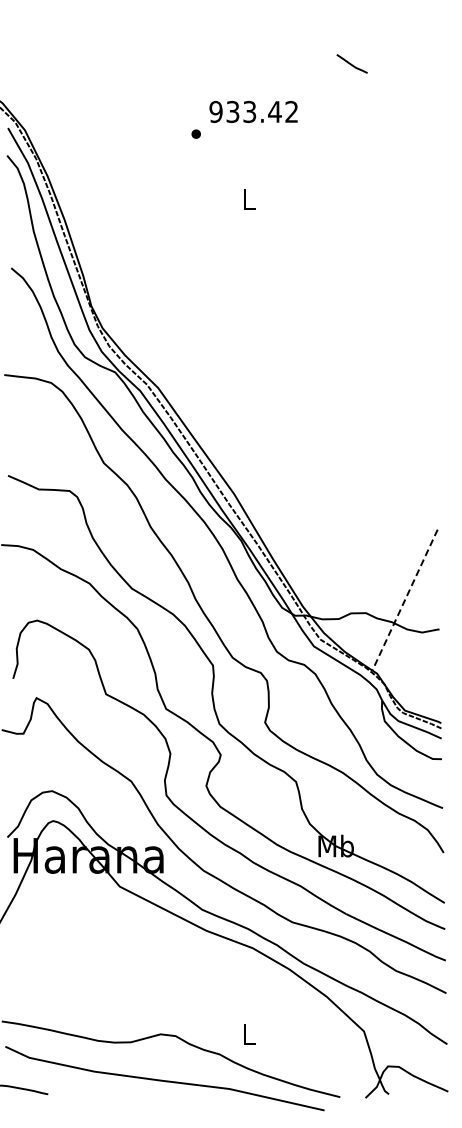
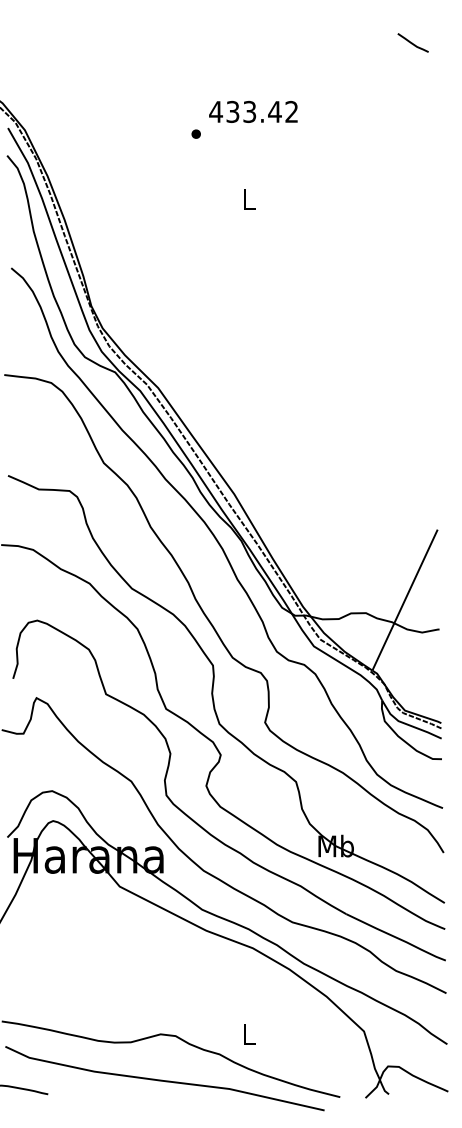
curve position: (351, 63) -> (412, 42) (412, 42)
text: 933.42 -> 433.42 (216, 111)
line: dashed -> solid (405, 600)
